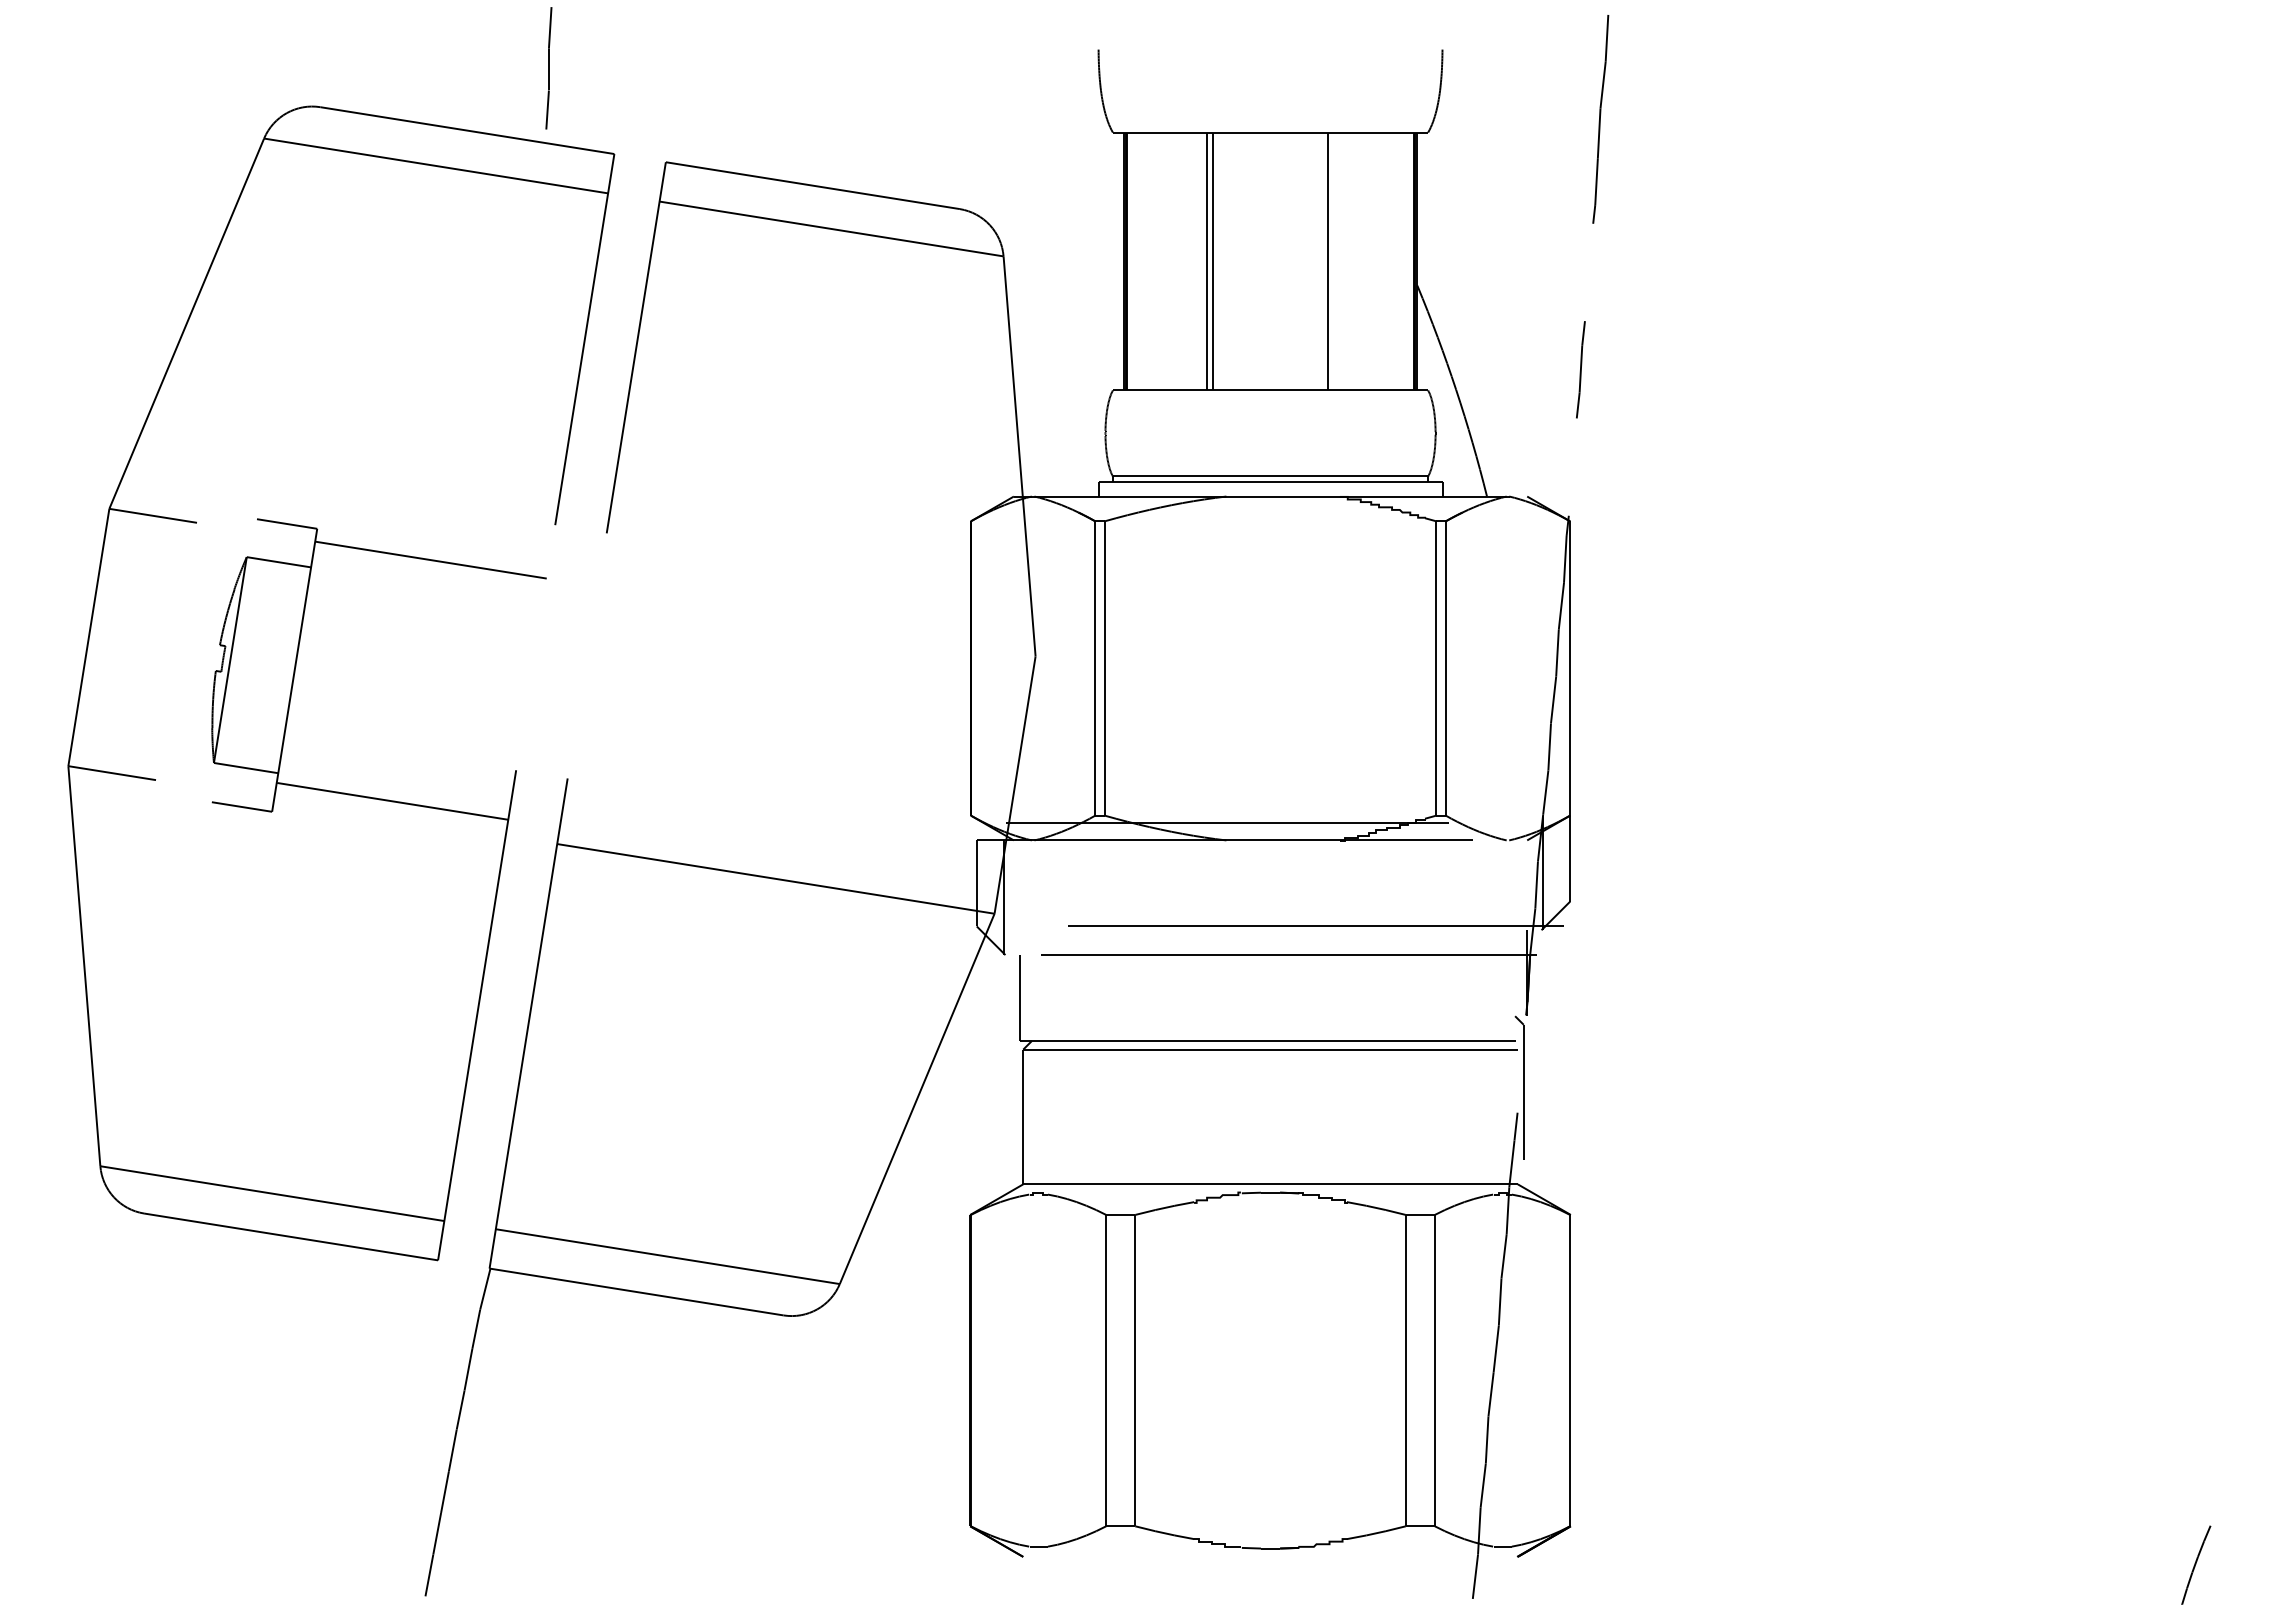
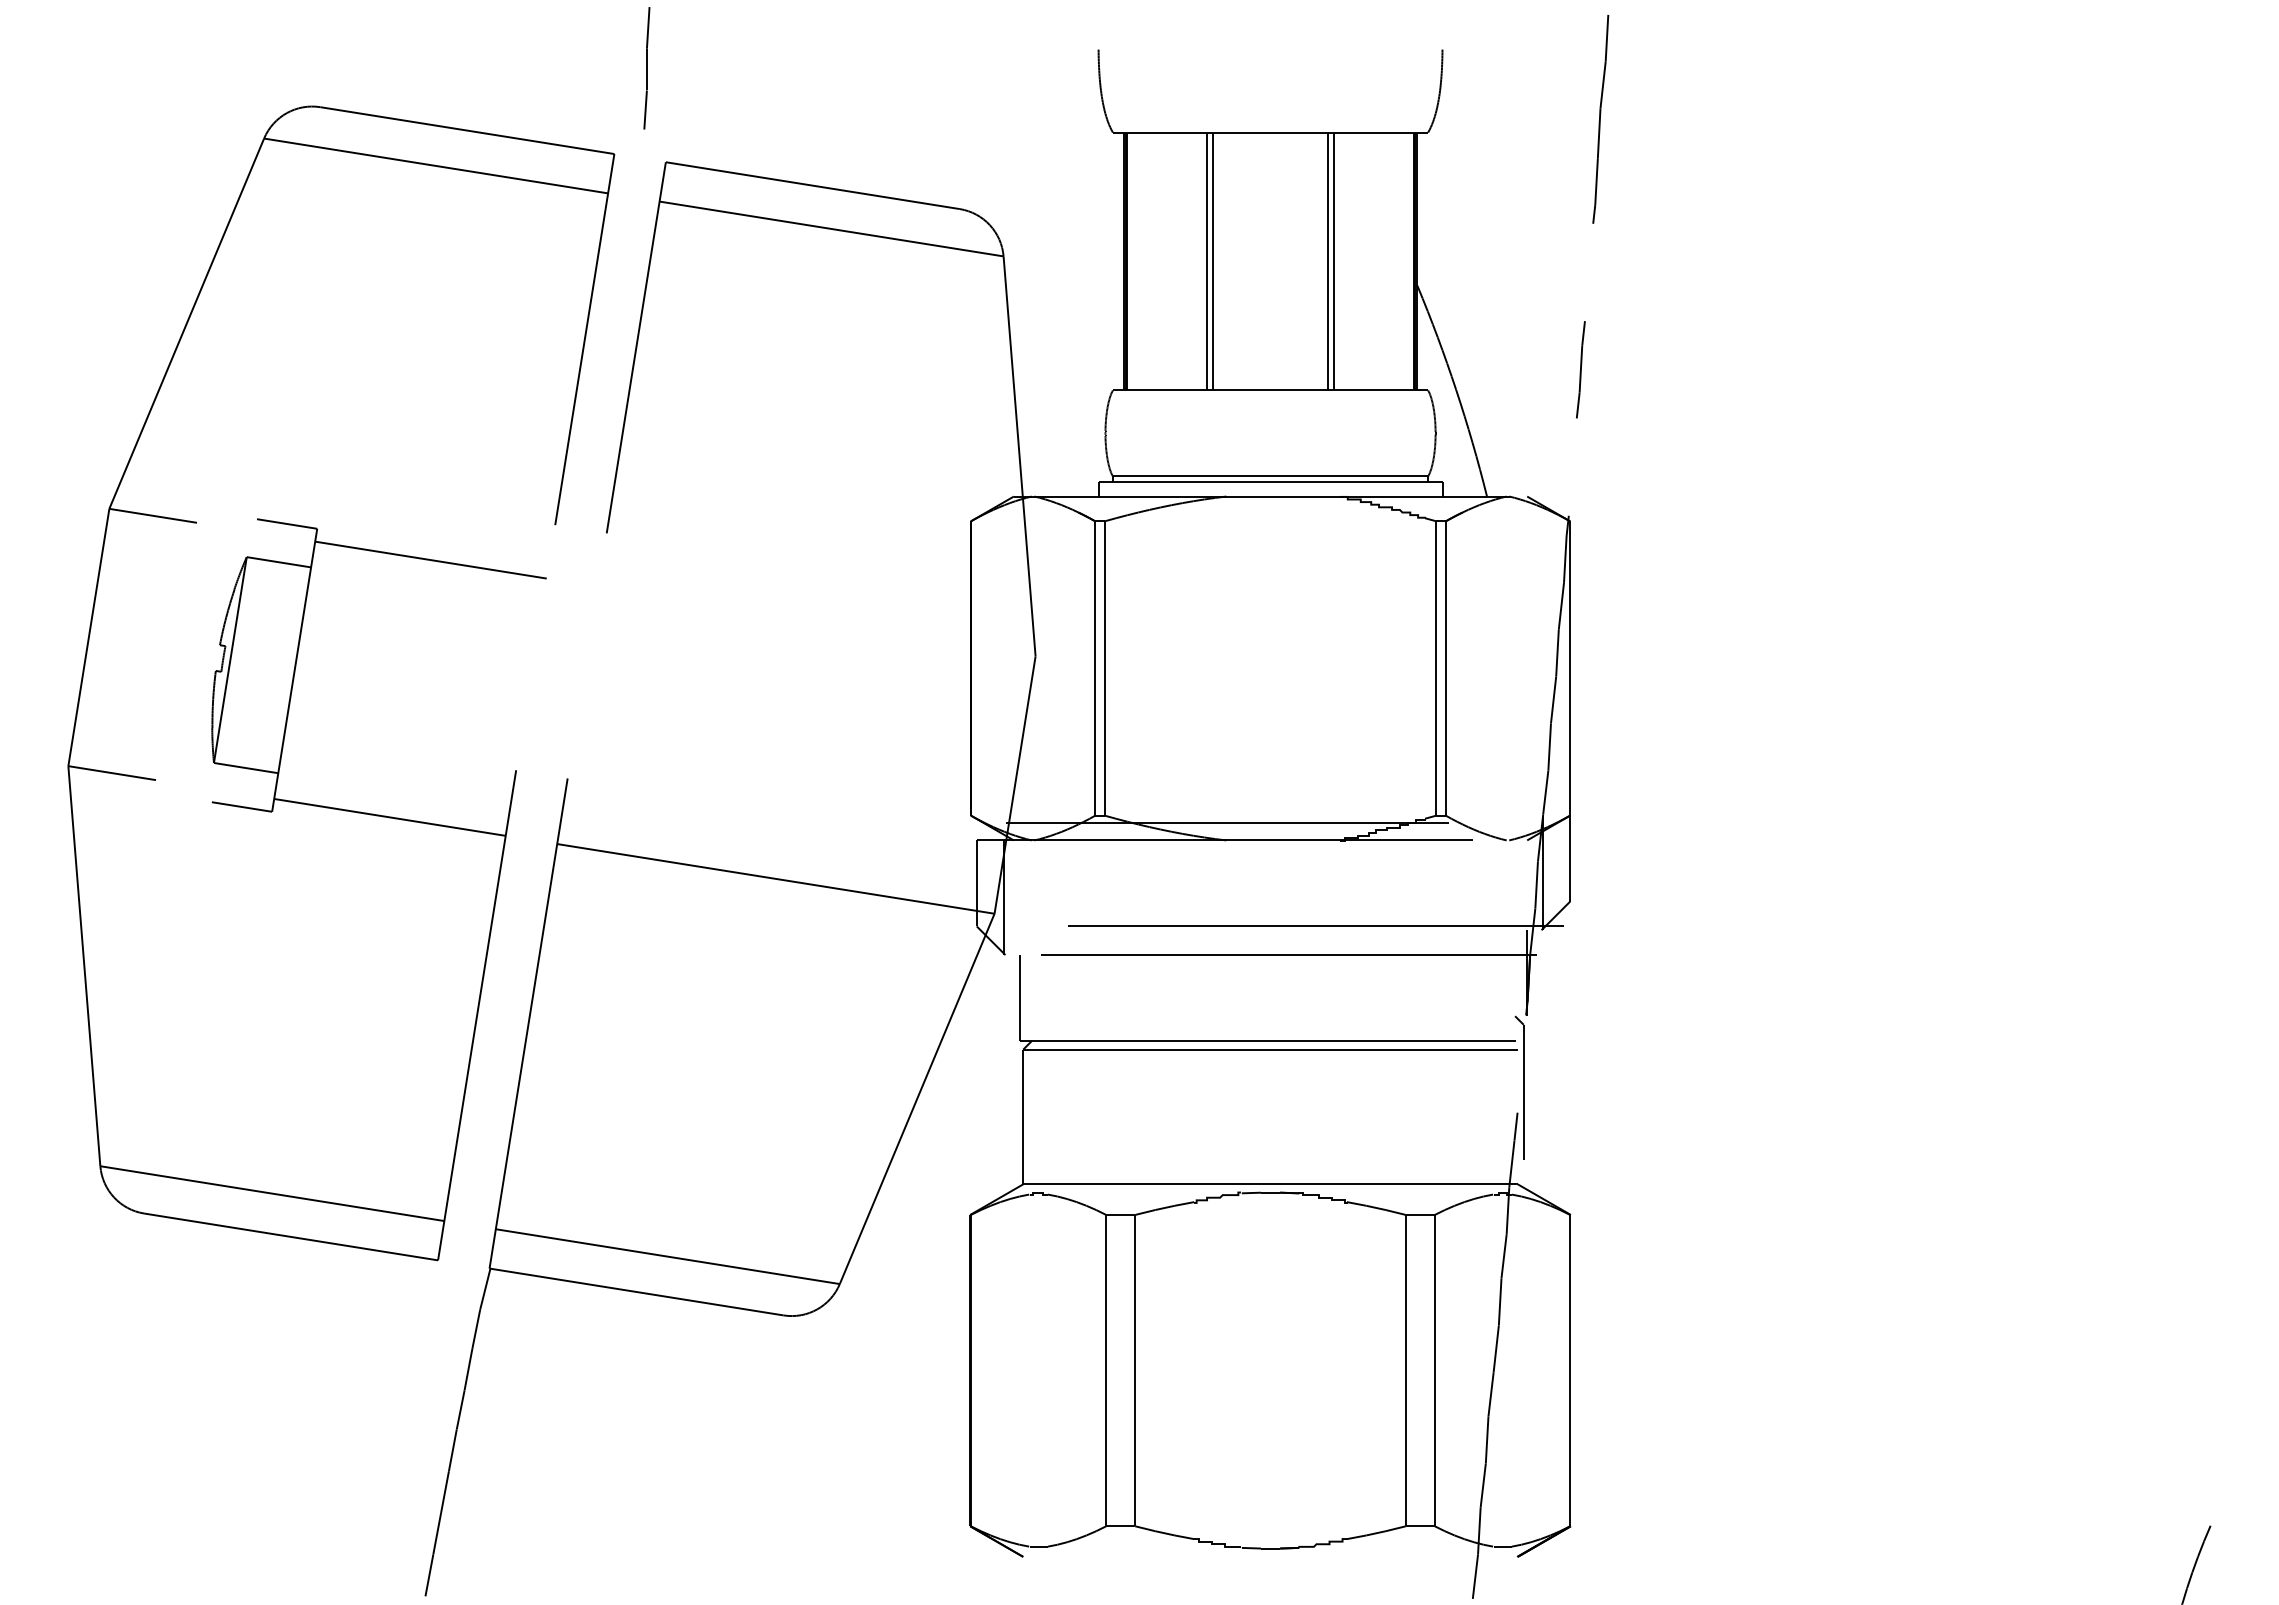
line position: (548, 68) -> (646, 68) (646, 68)
line: none -> present (1333, 261)
line position: (392, 800) -> (389, 816) (389, 816)
